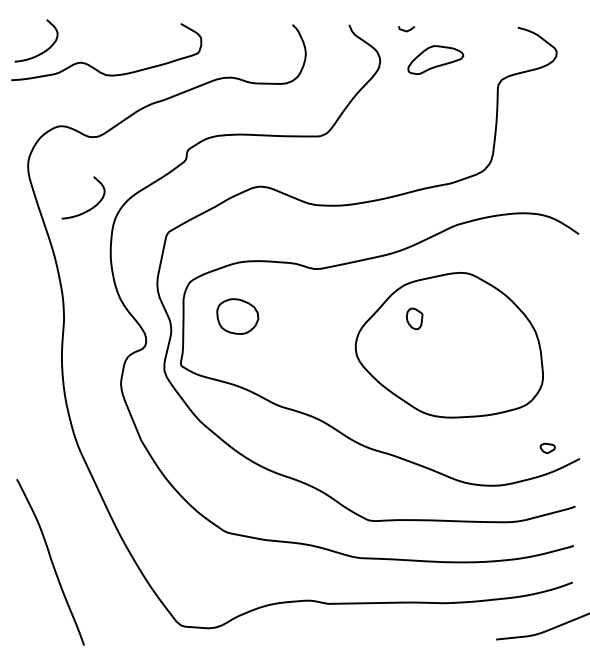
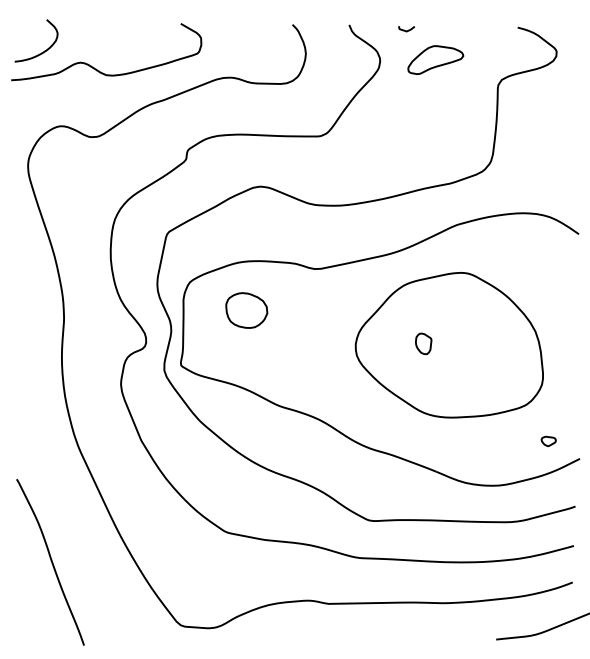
curve: present -> none (91, 207)
part position: (237, 316) -> (246, 310) (246, 310)
part position: (414, 318) -> (423, 343) (423, 343)
part position: (547, 447) -> (548, 440) (548, 440)
